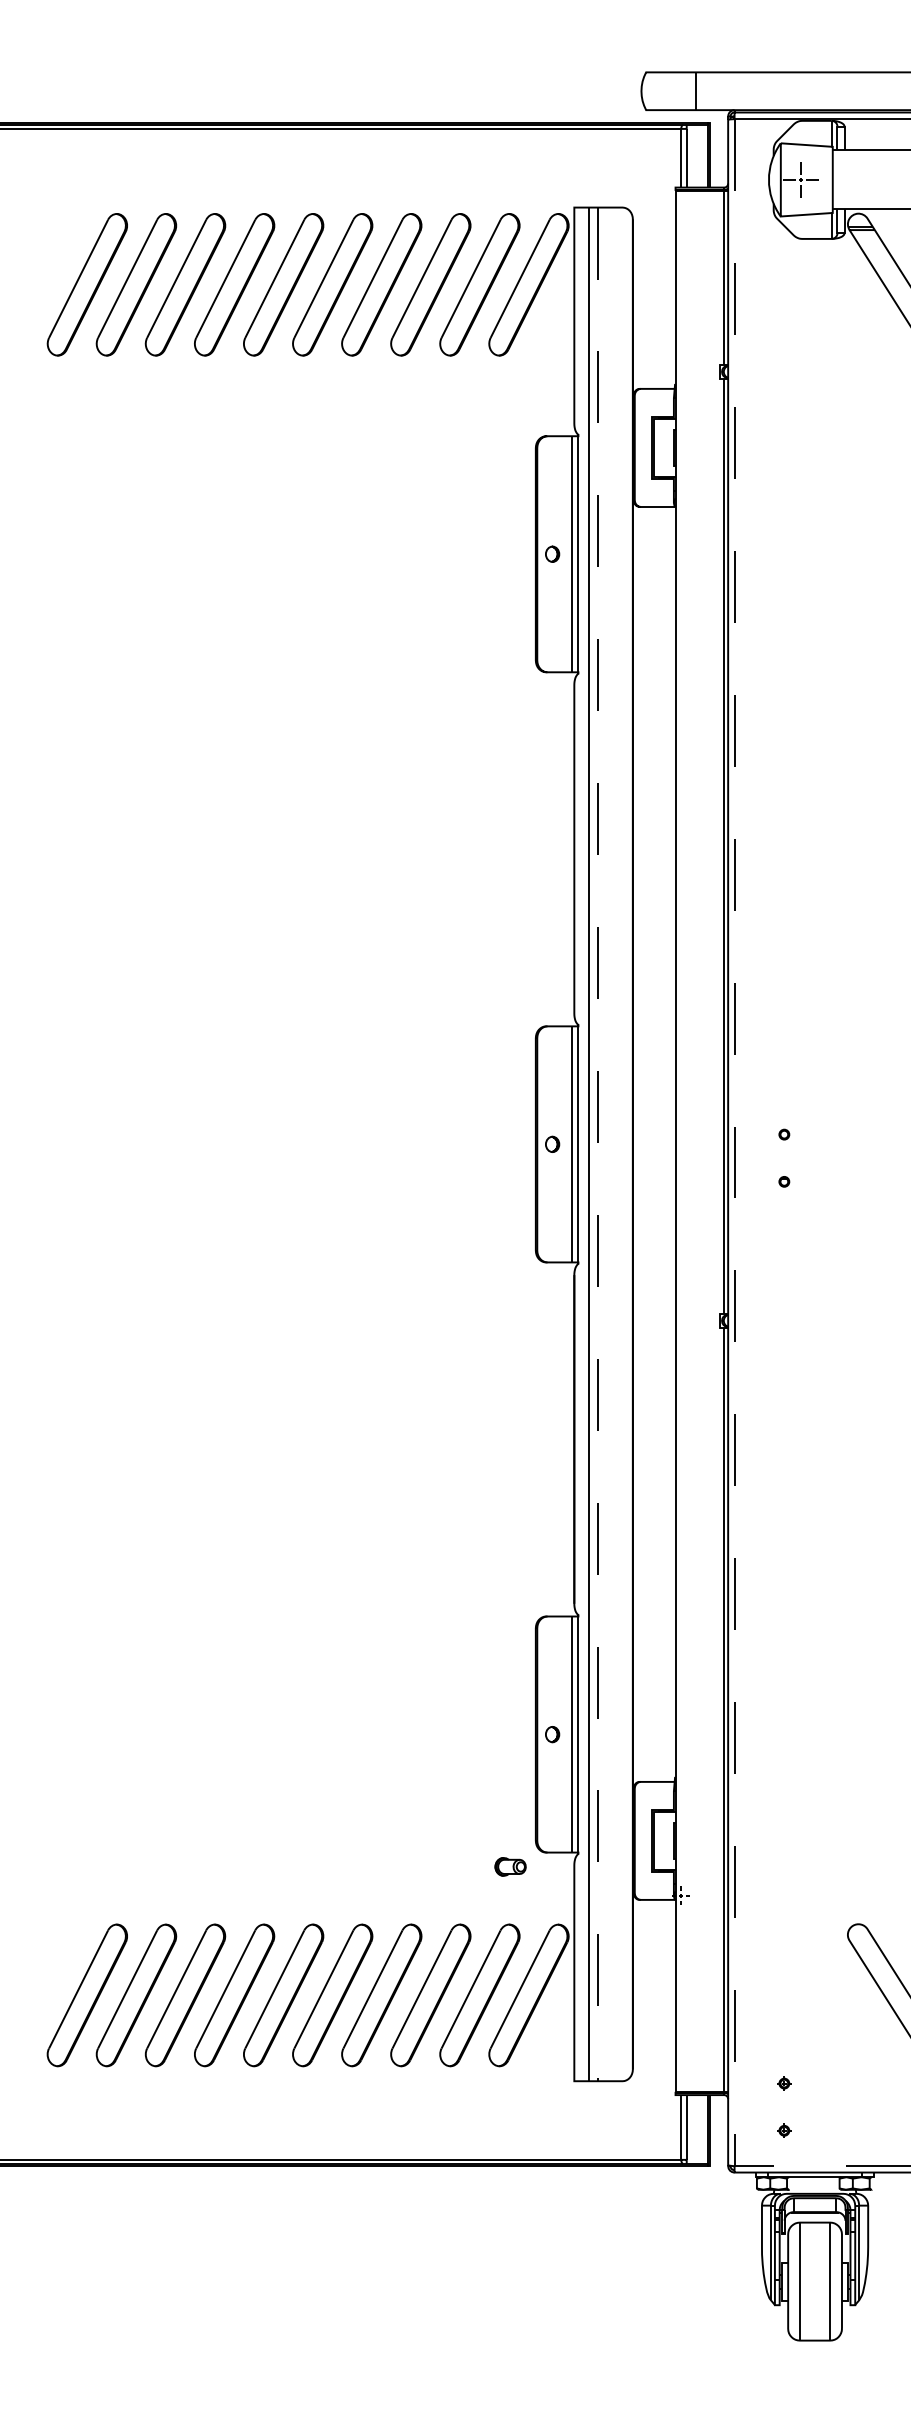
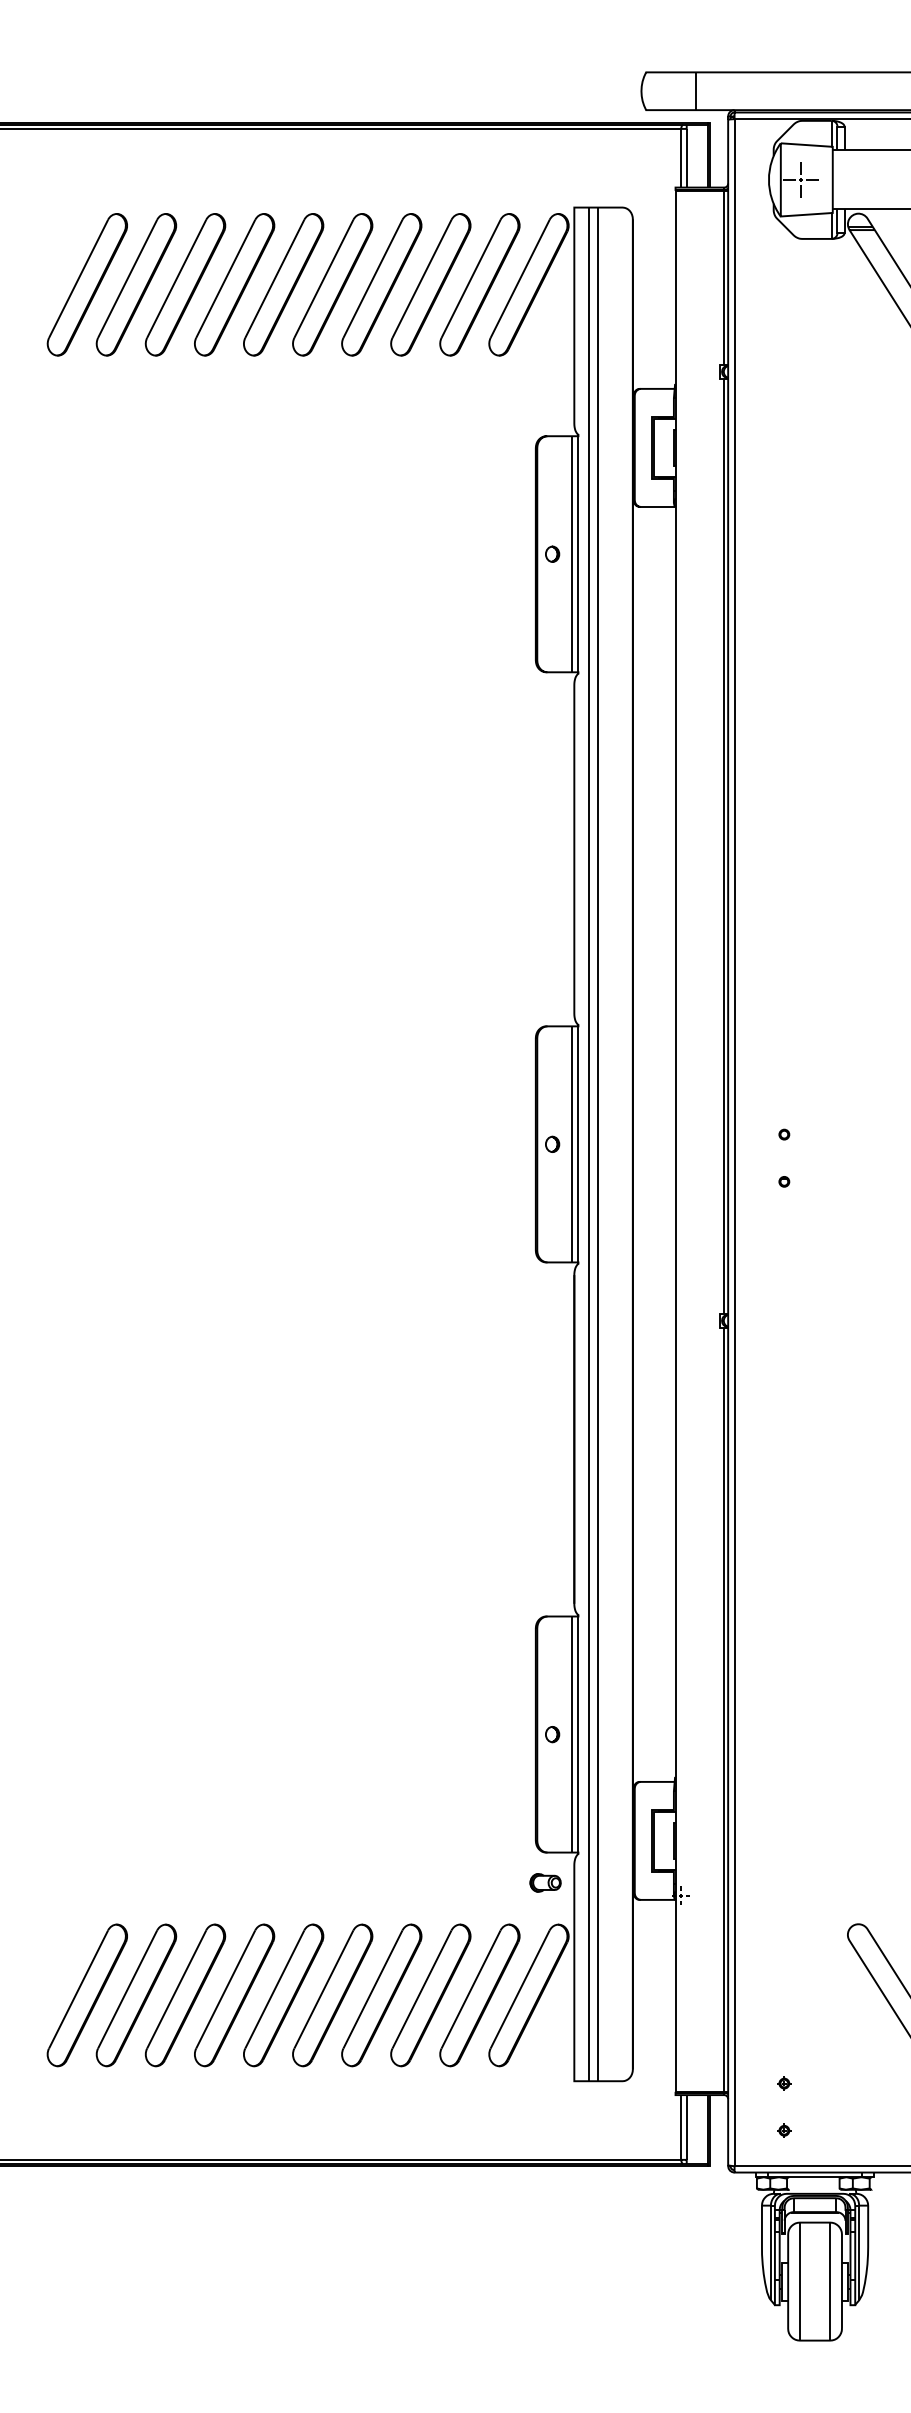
line: dashed -> solid (597, 1144)
line: dashed -> solid (734, 1231)
part position: (510, 1866) -> (545, 1882) (545, 1882)
